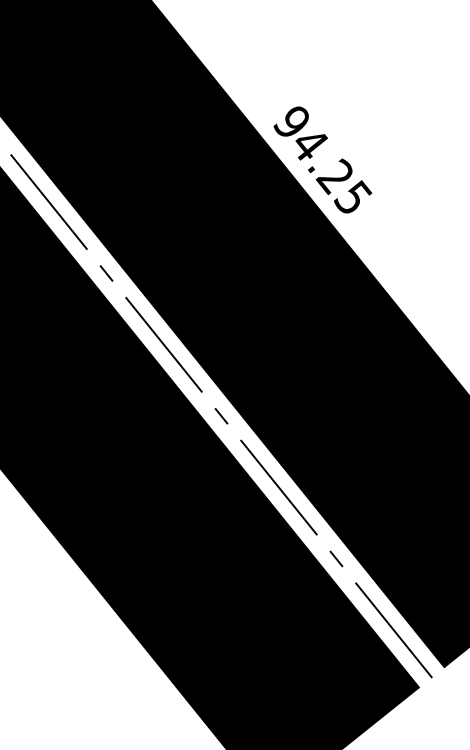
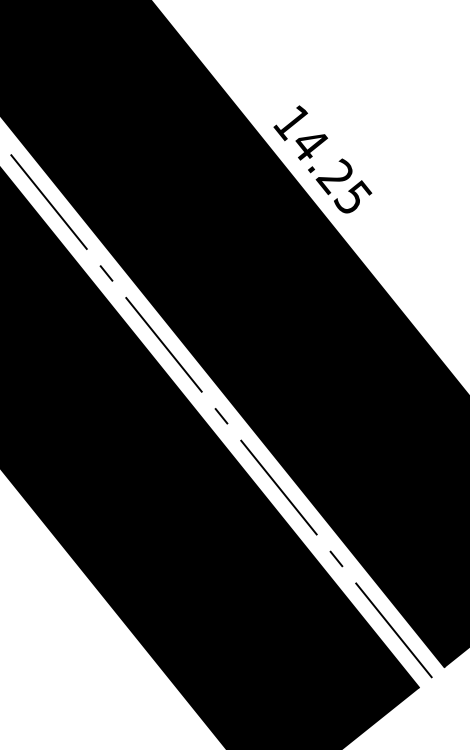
text: 94.25 -> 14.25 (290, 123)
